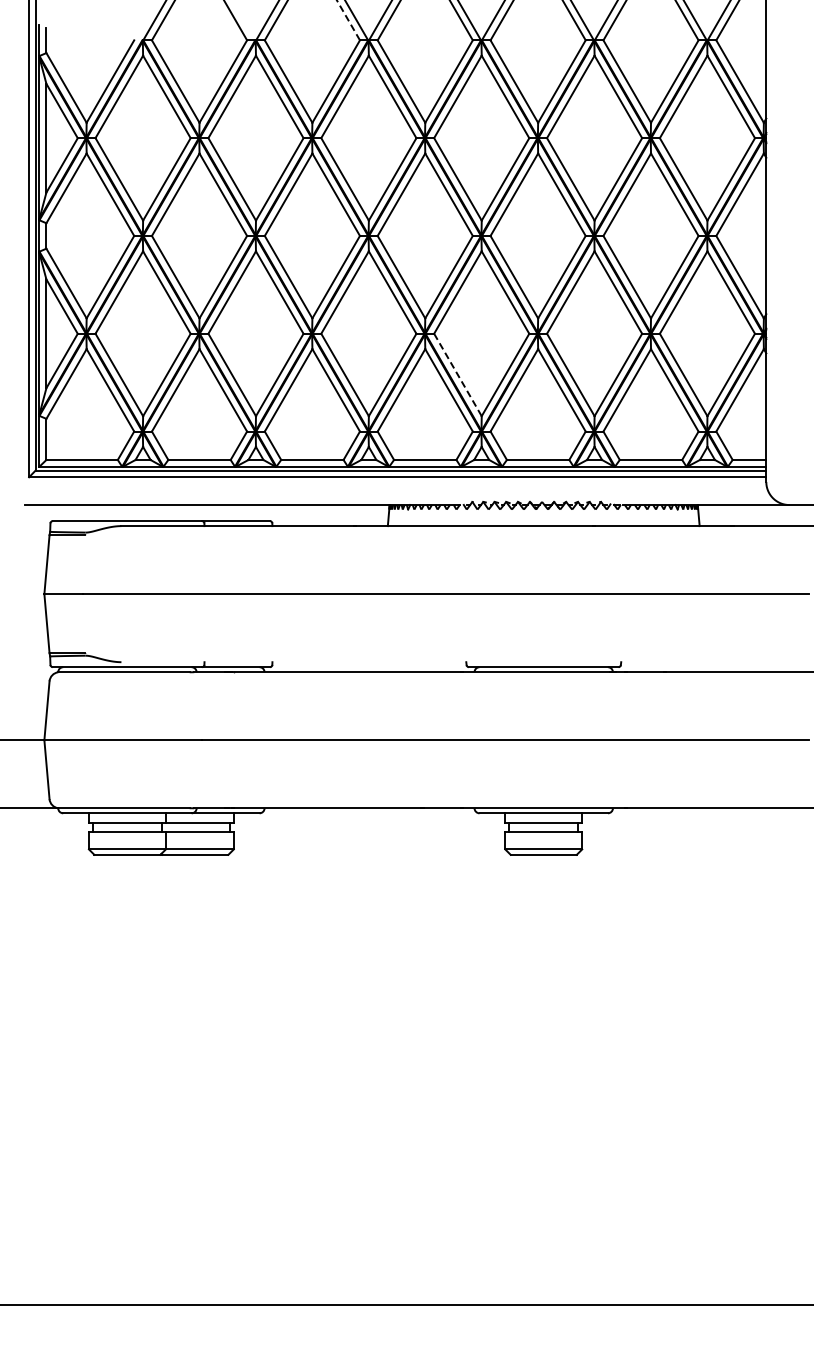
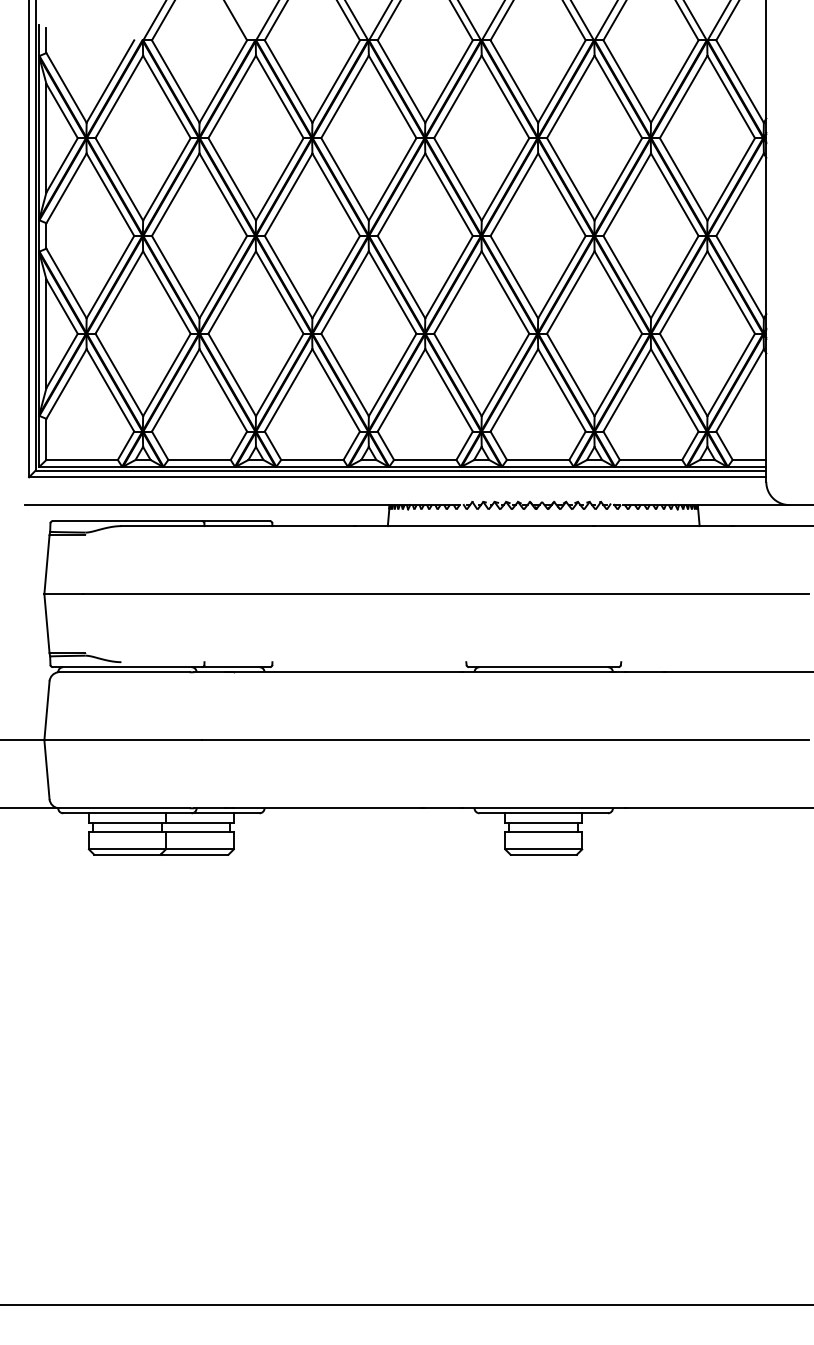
line: dashed -> solid (348, 20)
line: dashed -> solid (457, 375)
